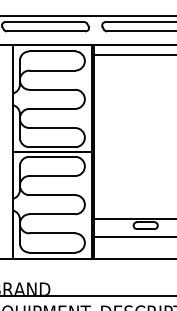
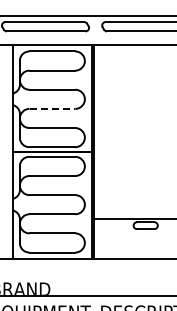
line: present -> none (133, 54)
line: solid -> dashed (52, 108)
line: present -> none (133, 237)
